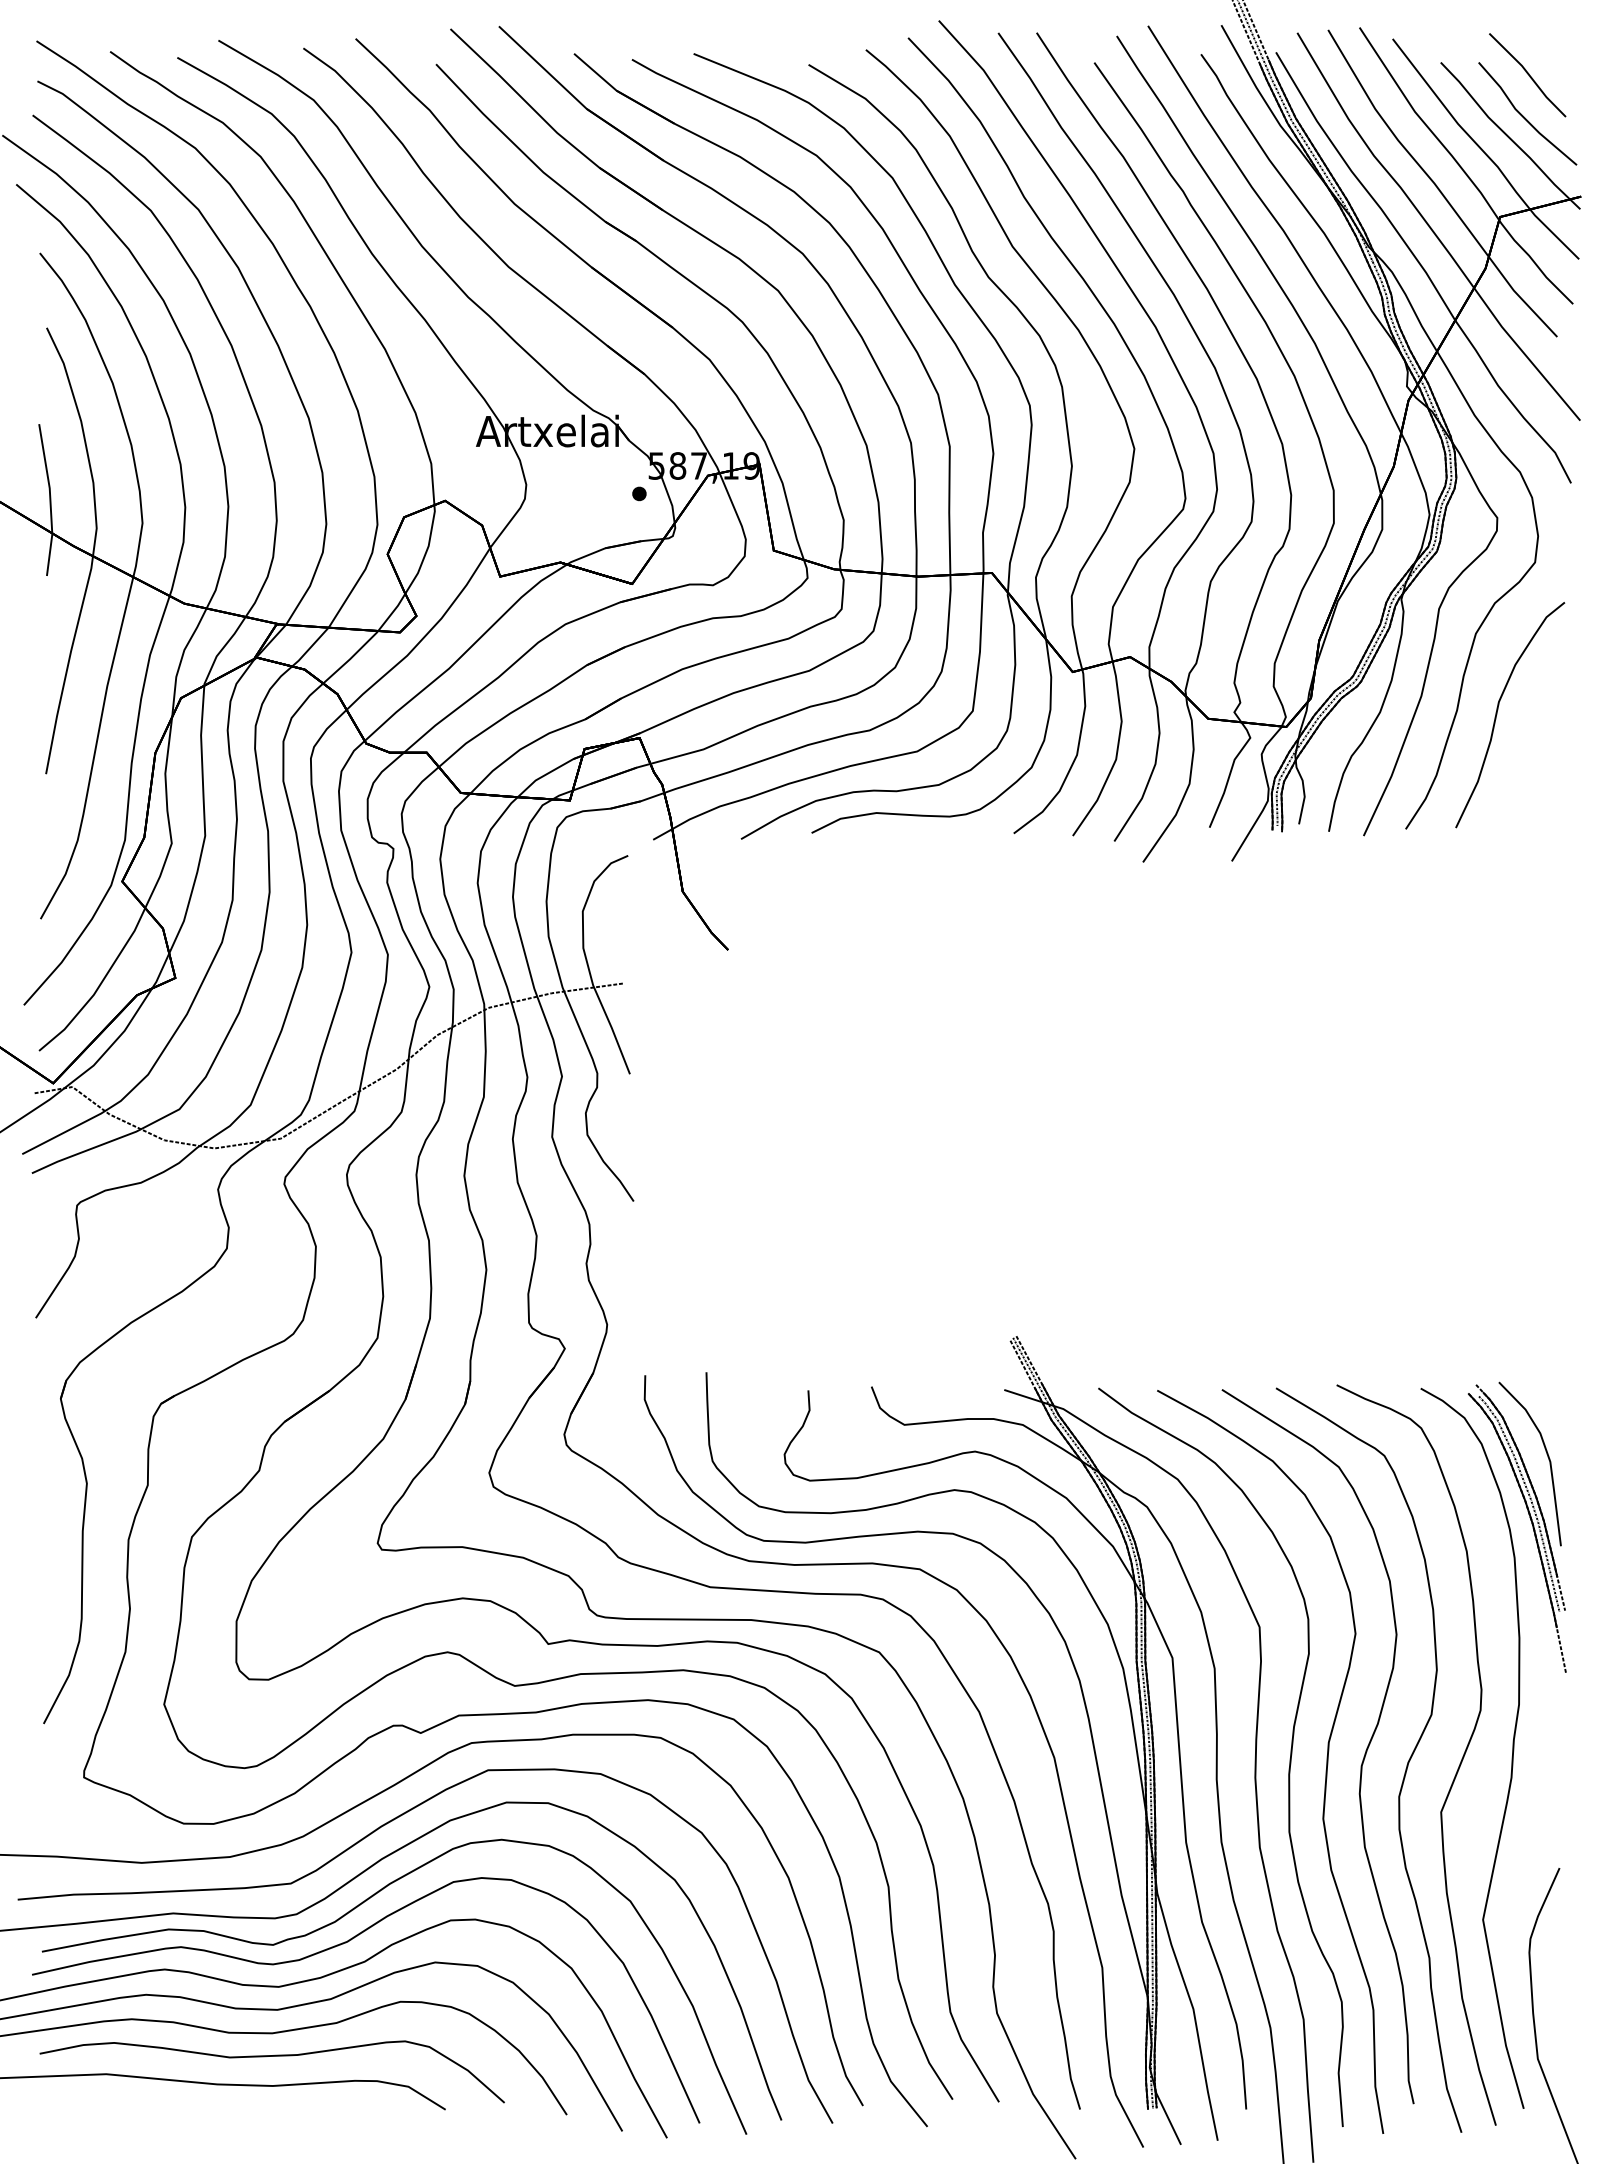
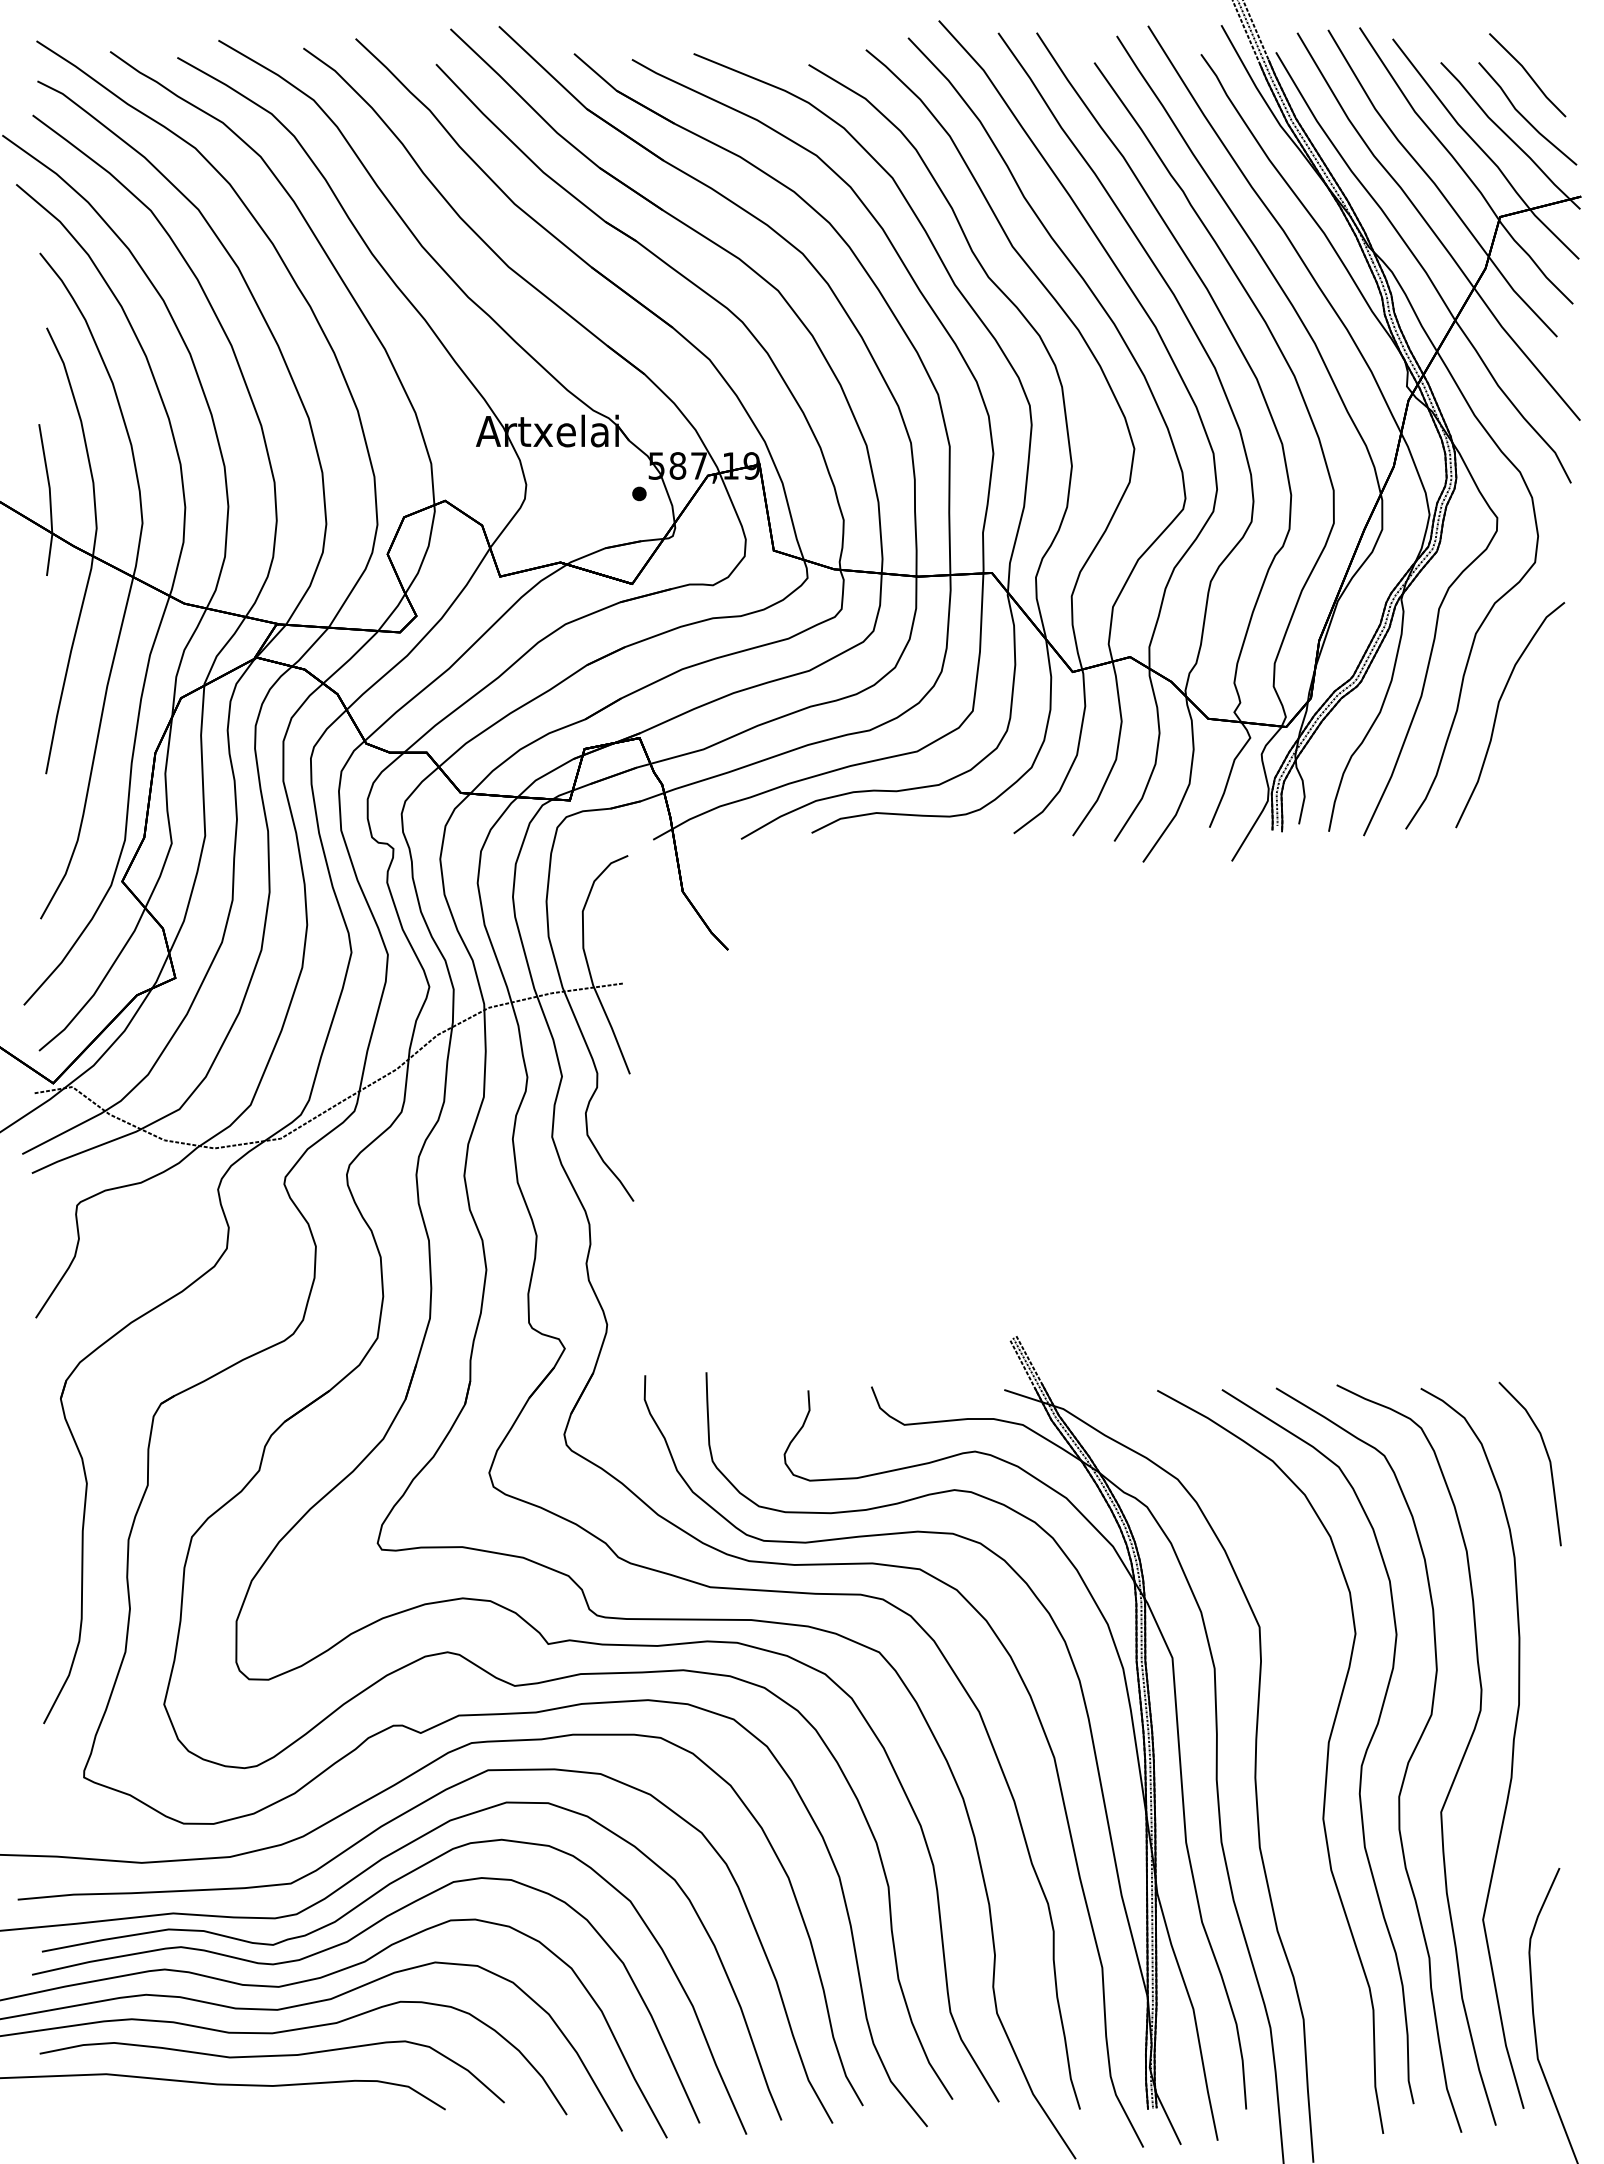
part: present -> none (1531, 1524)
part: present -> none (1289, 1758)
